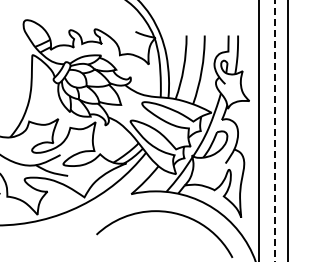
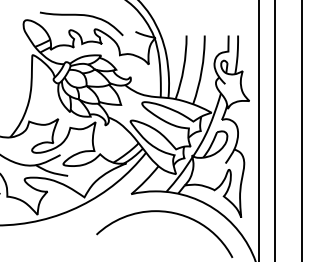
curve: none -> present (84, 16)
line: dashed -> solid (275, 130)
line position: (288, 130) -> (302, 130) (302, 130)
